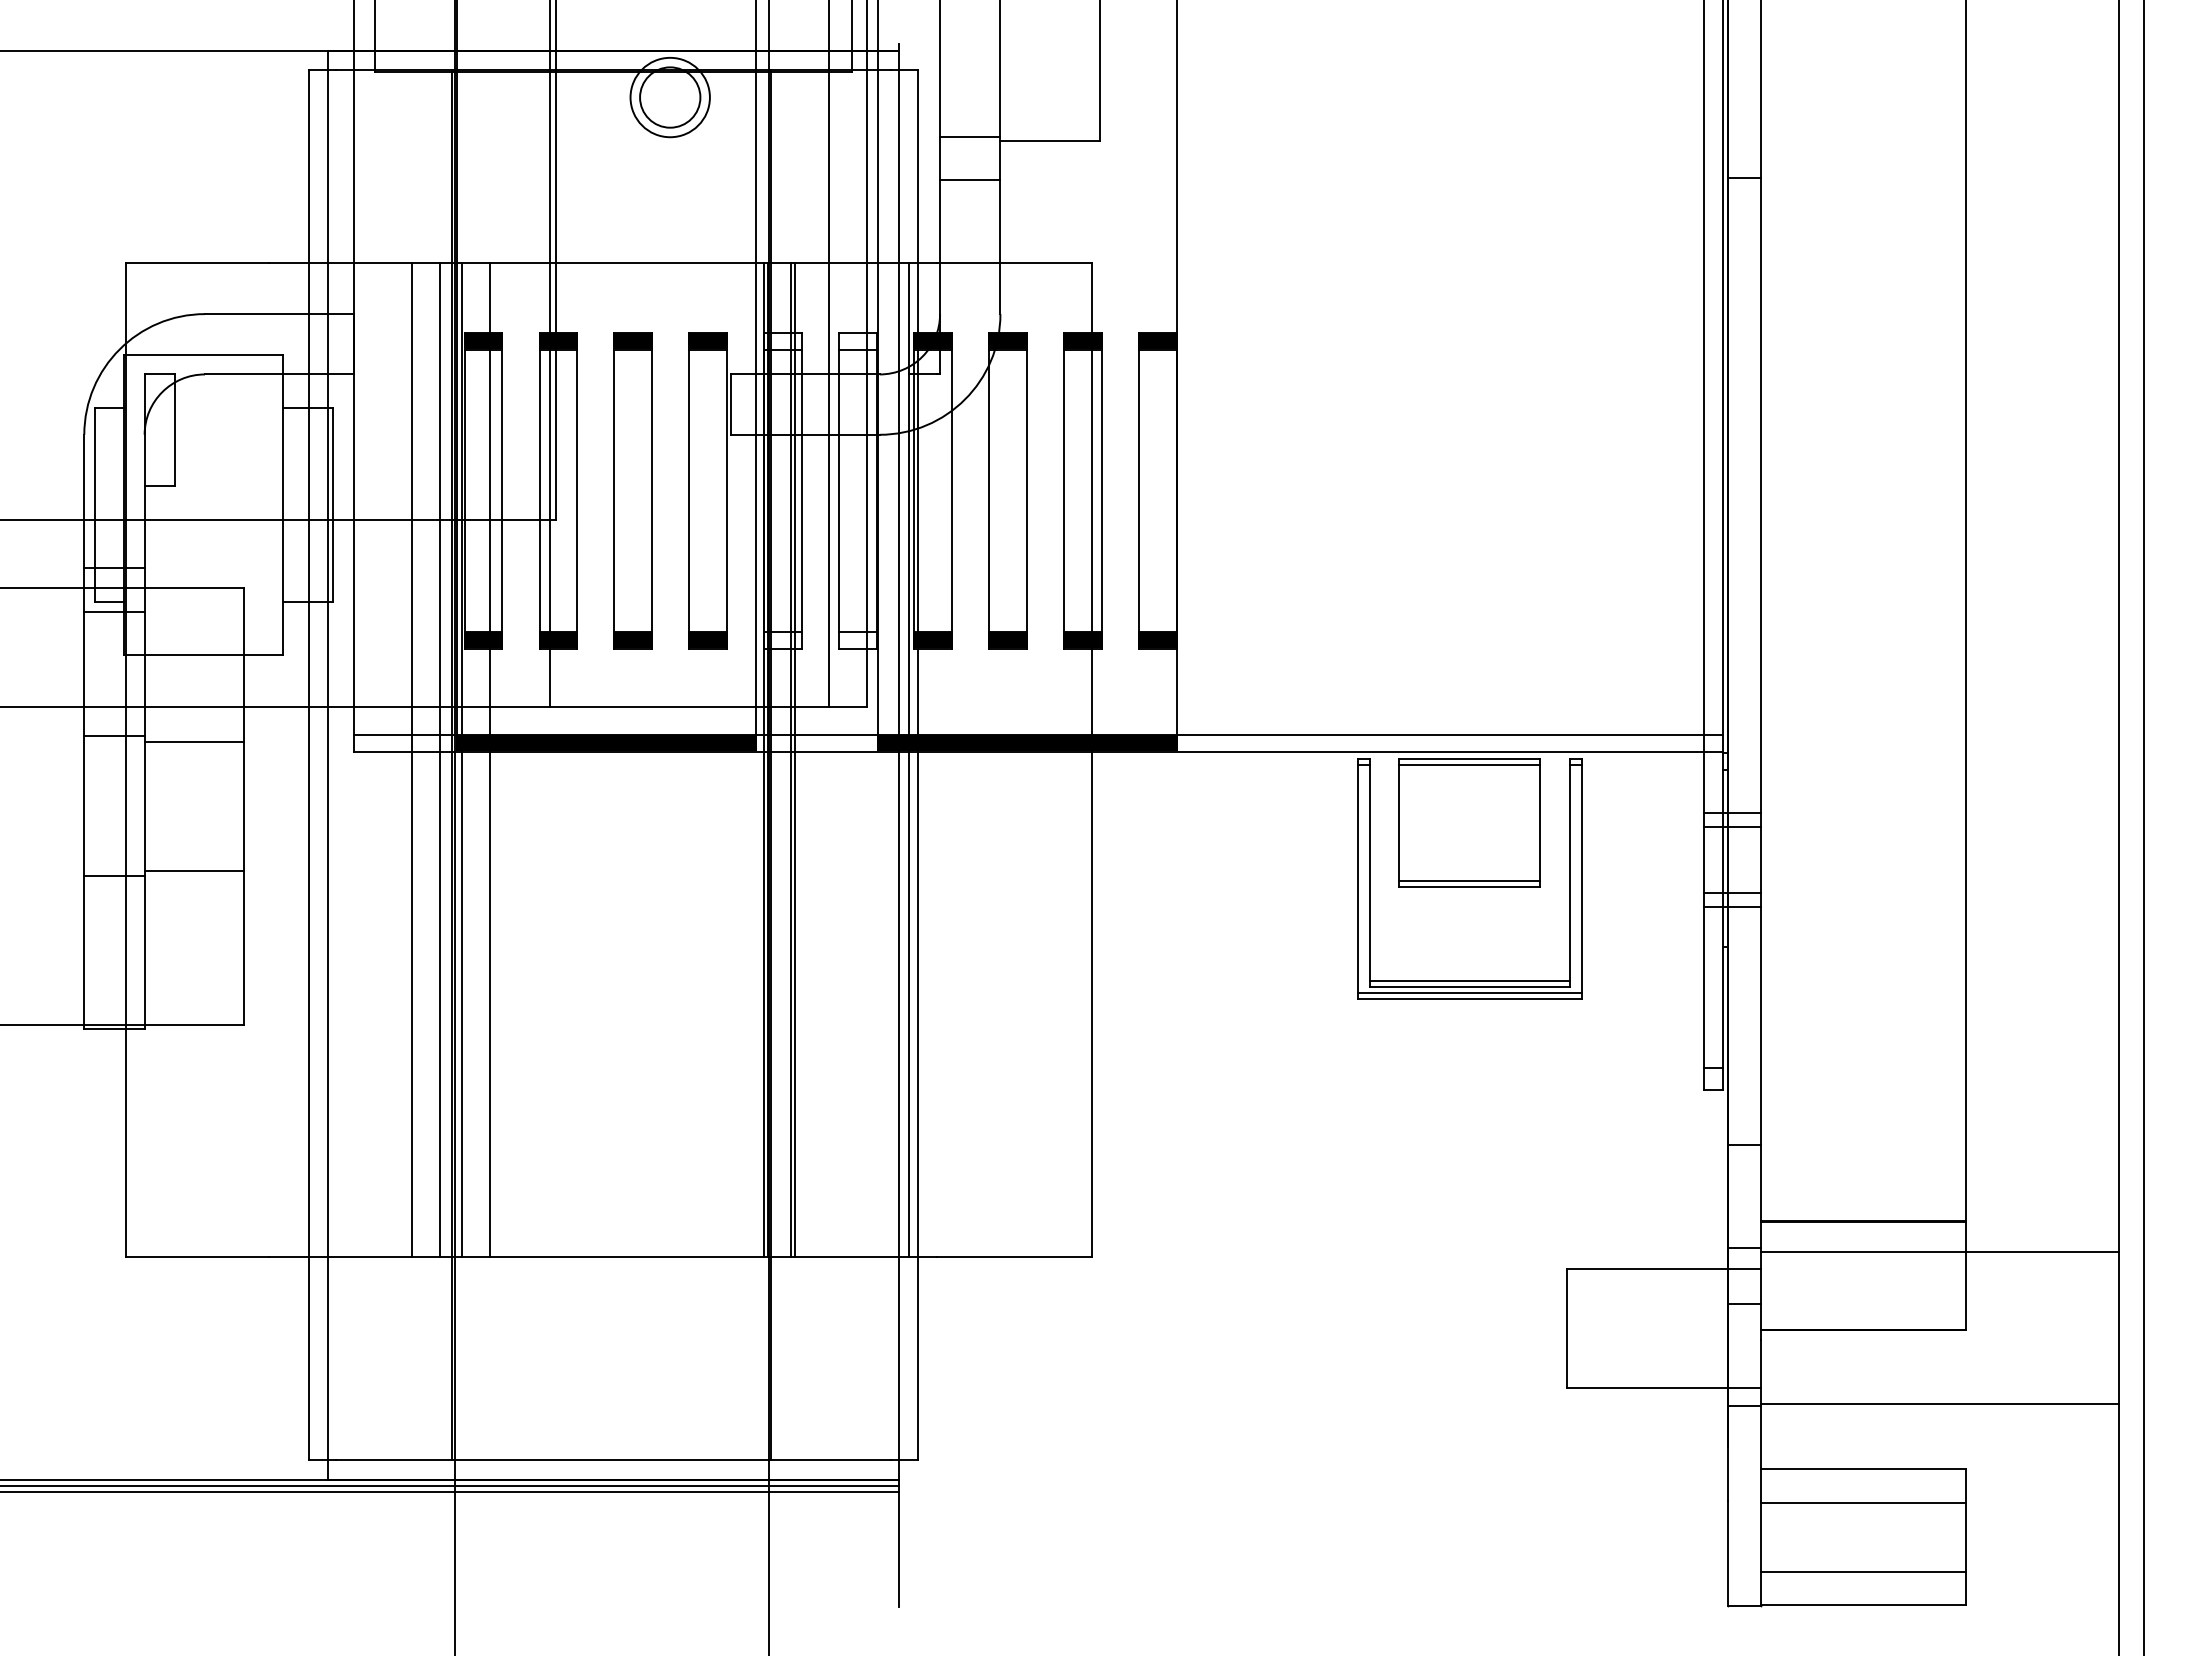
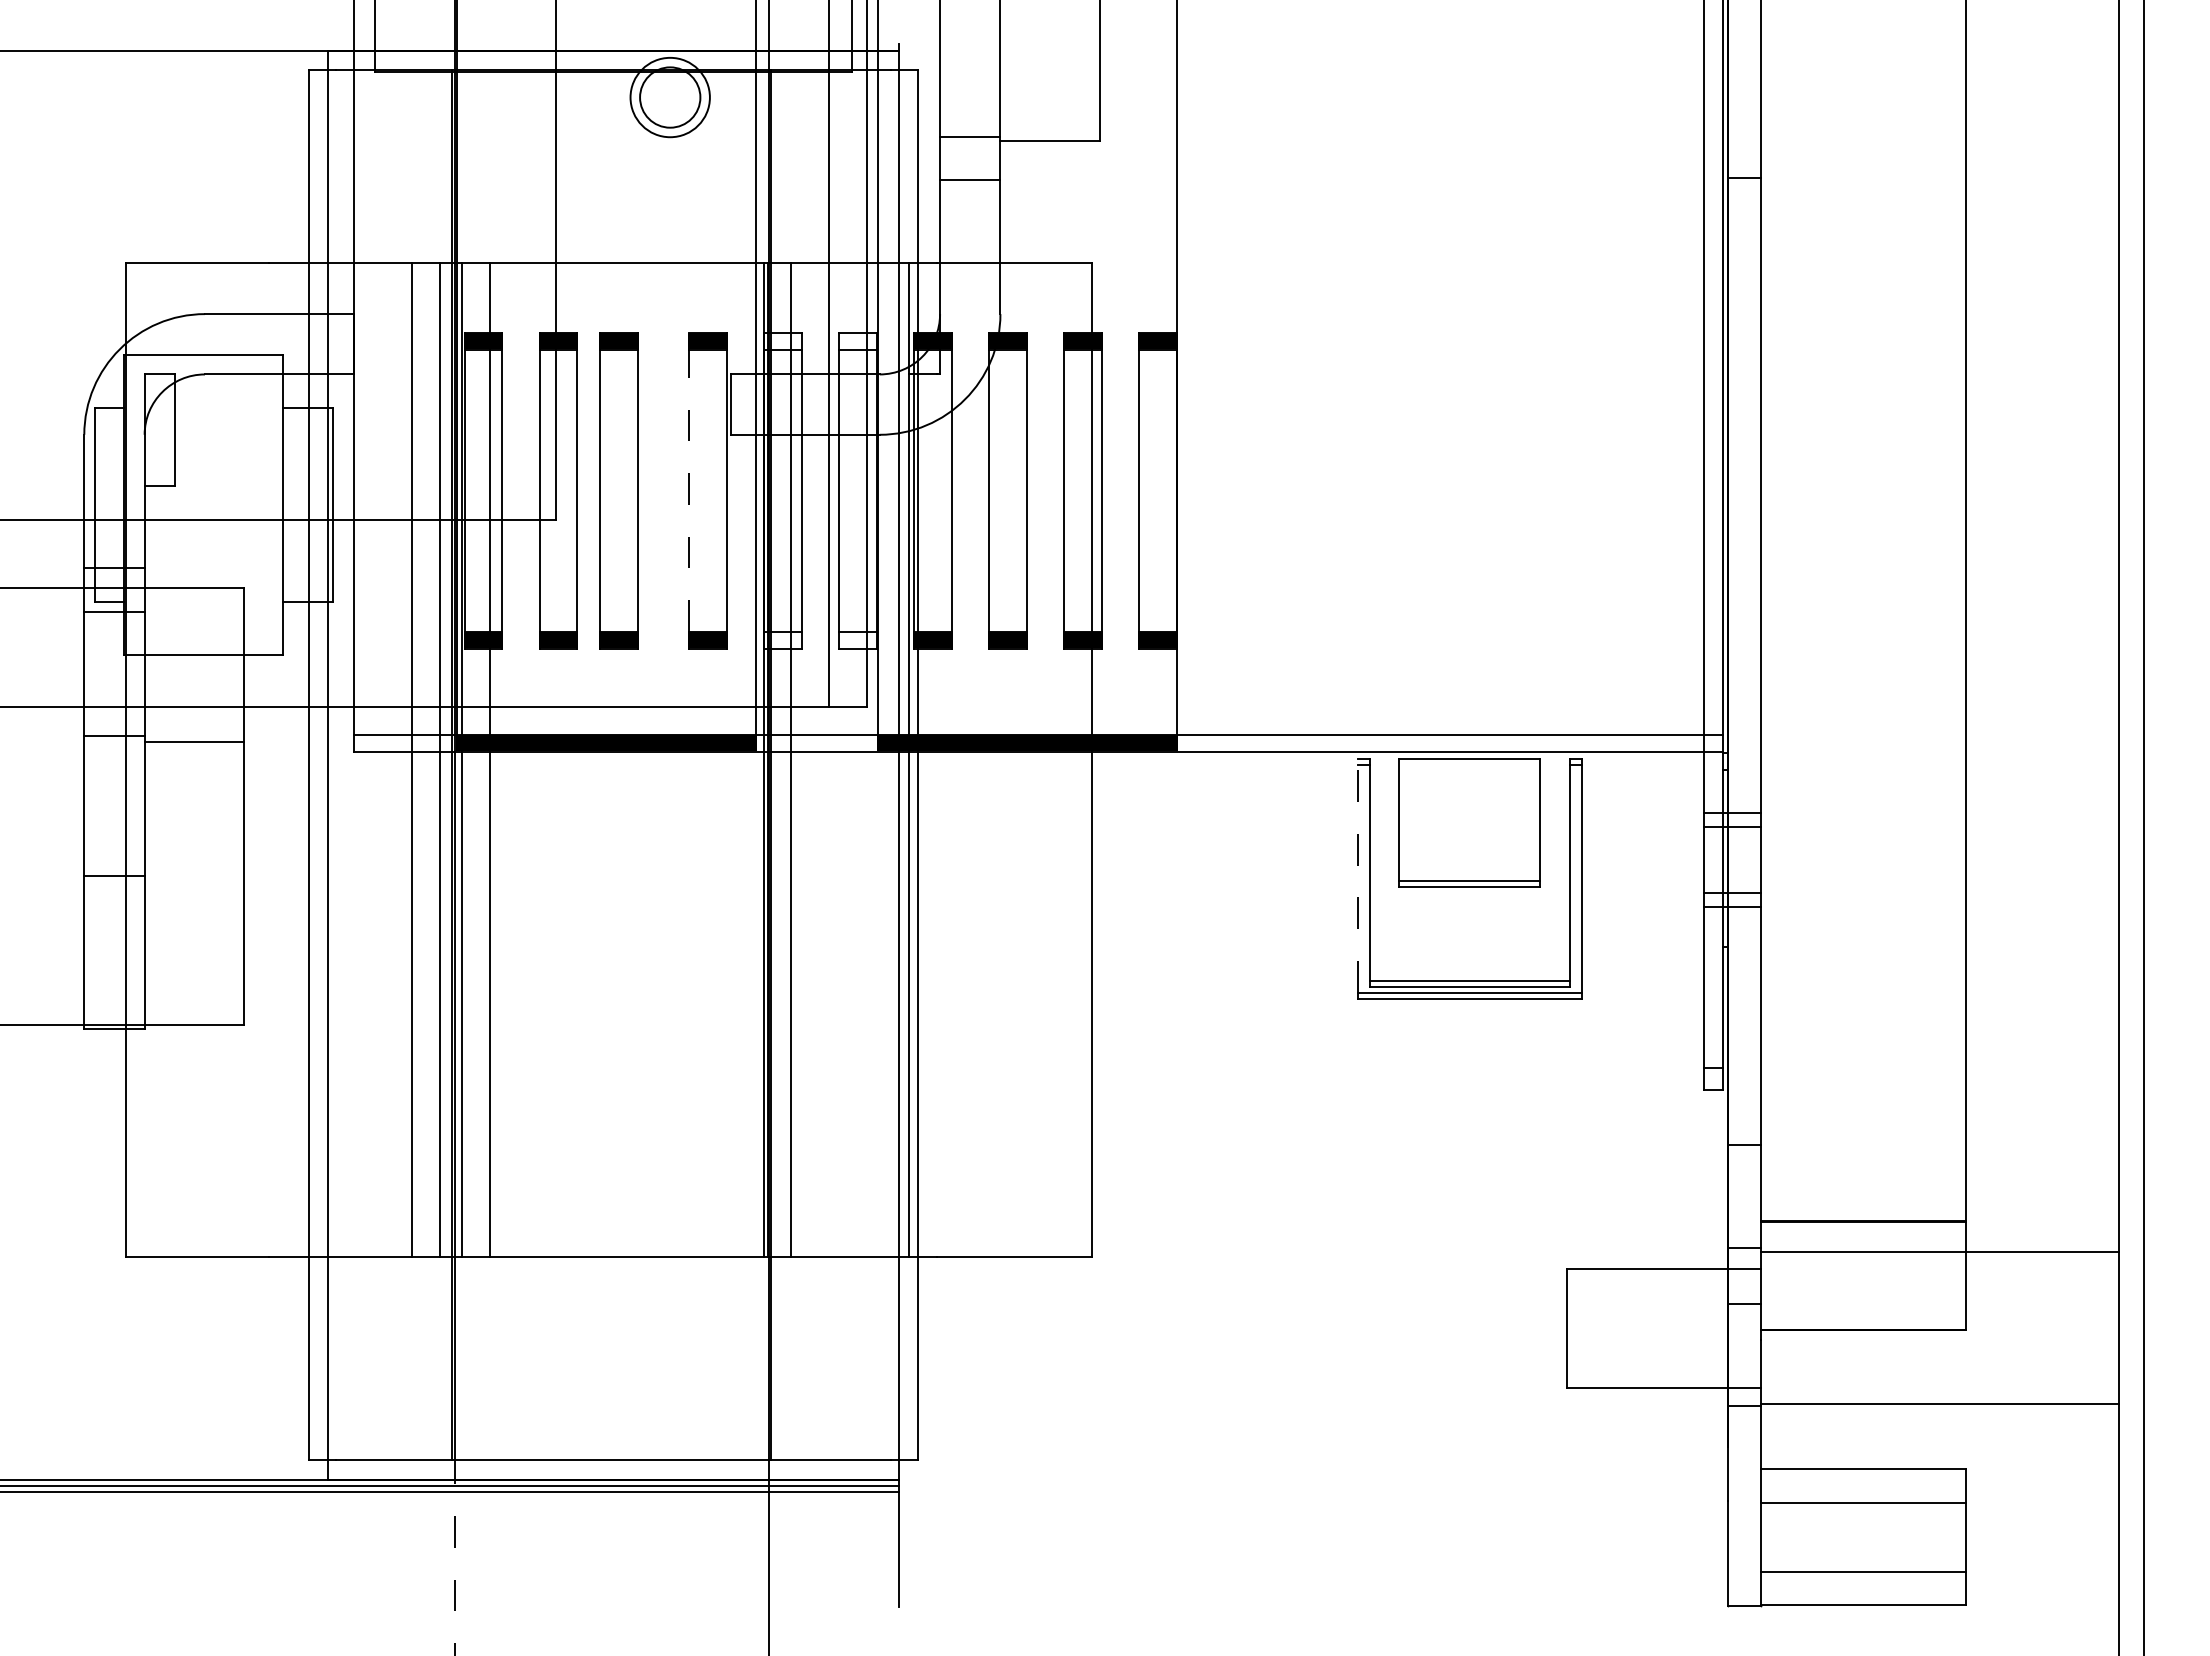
line: present -> none (549, 354)
line: solid -> dashed (689, 482)
part position: (632, 490) -> (618, 490) (618, 490)
line: present -> none (794, 760)
line: present -> none (1469, 764)
line: present -> none (193, 870)
line: solid -> dashed (1357, 875)
line: solid -> dashed (454, 1557)
